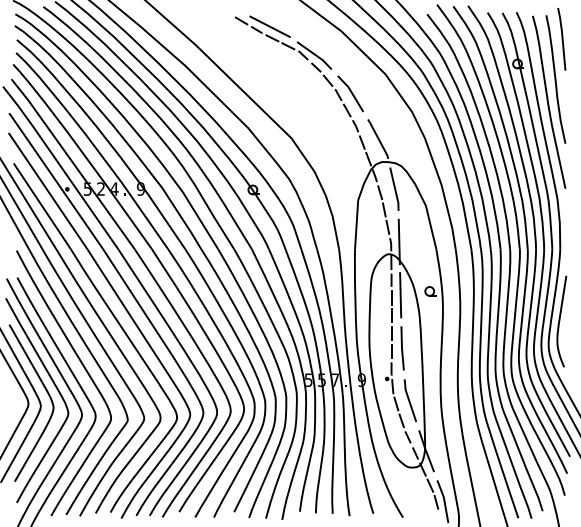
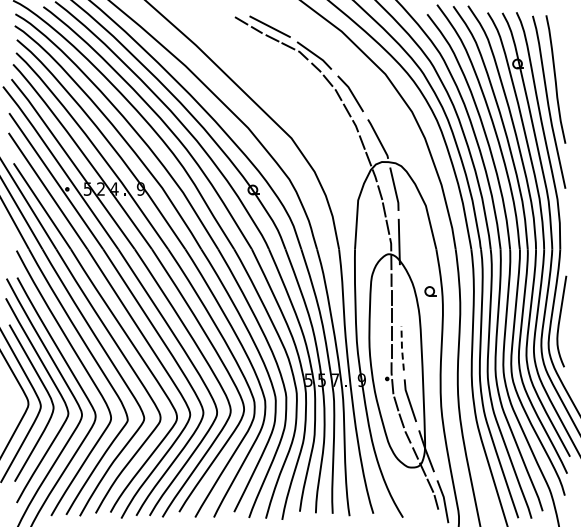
line: present -> none (561, 39)
line: present -> none (400, 295)
line: solid -> dashed (401, 348)
